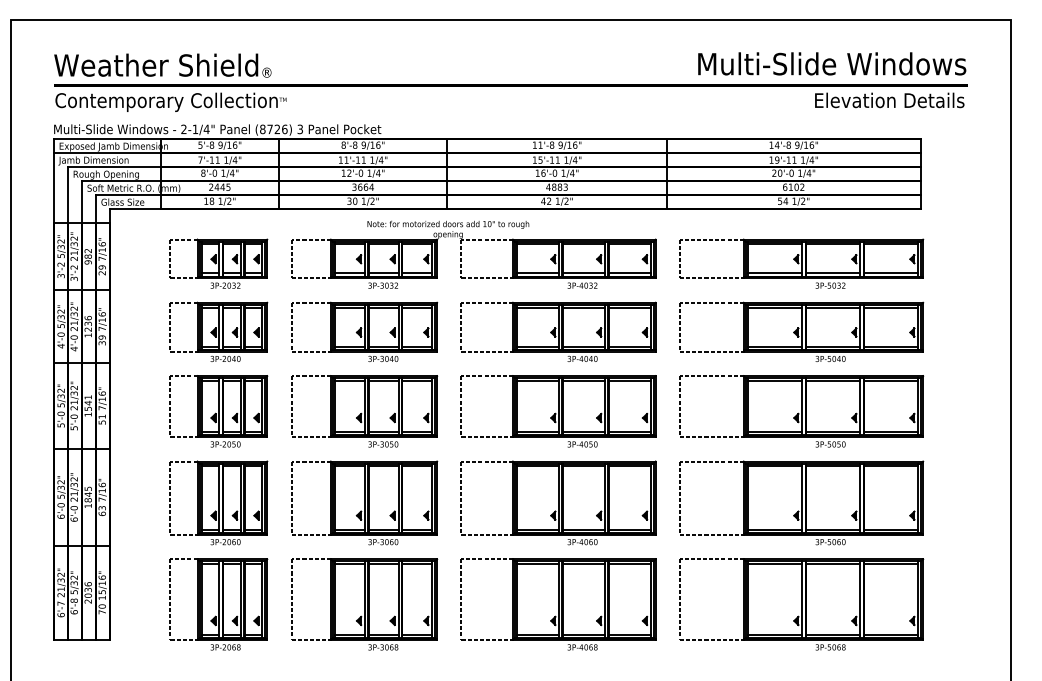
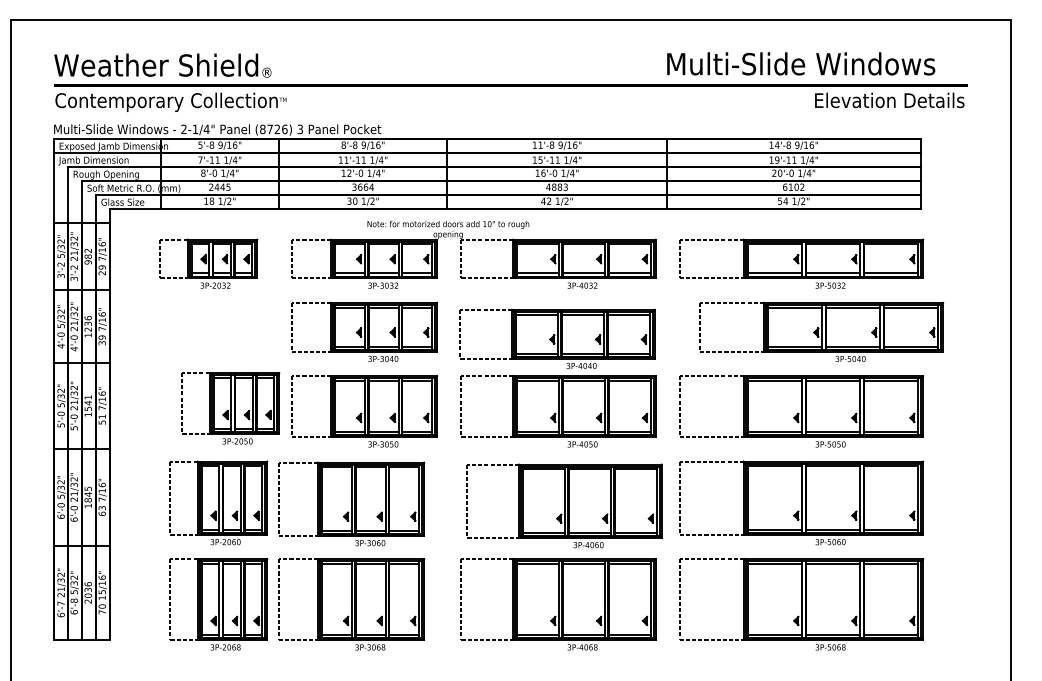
text position: (832, 63) -> (801, 63) (801, 63)
part position: (218, 263) -> (208, 263) (208, 263)
part: present -> none (218, 331)
part position: (558, 331) -> (557, 338) (557, 338)
part position: (801, 331) -> (821, 331) (821, 331)
part position: (218, 411) -> (230, 408) (230, 408)
part position: (364, 502) -> (351, 503) (351, 503)
part position: (558, 502) -> (564, 505) (564, 505)
part position: (364, 604) -> (351, 604) (351, 604)
